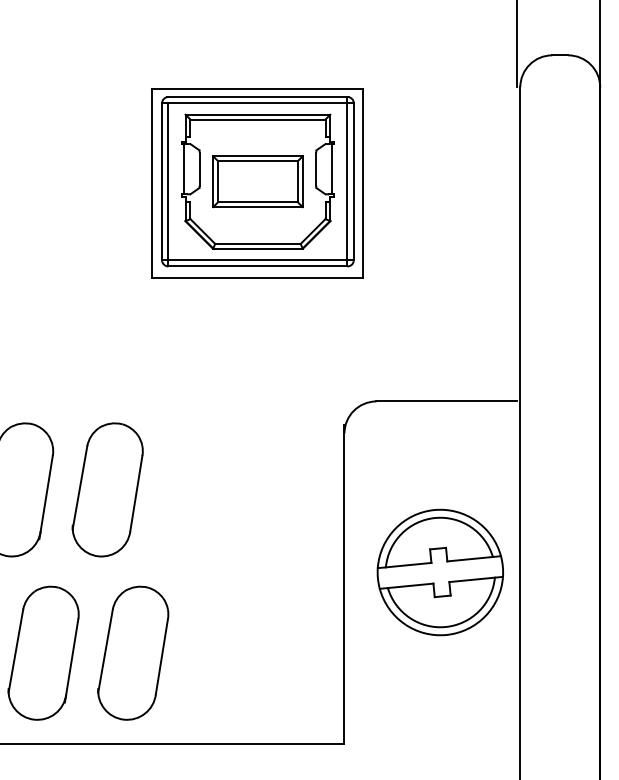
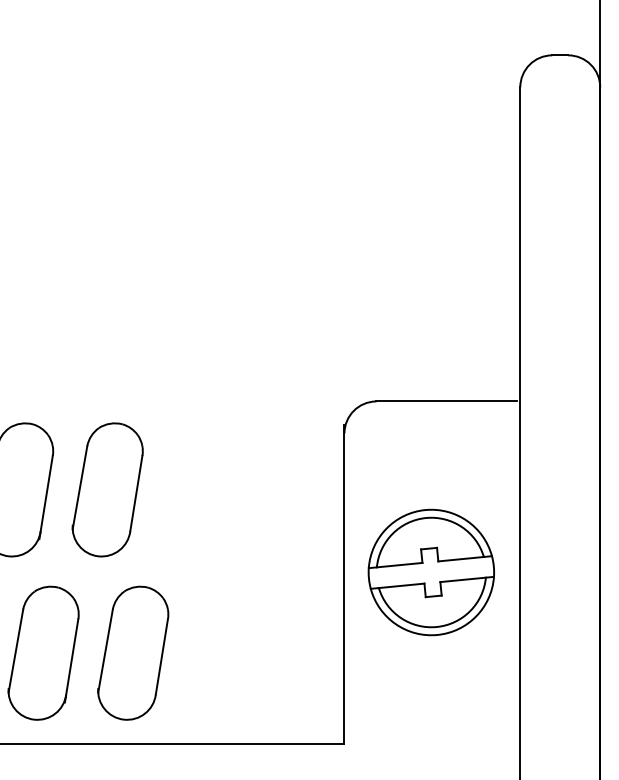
line: present -> none (516, 44)
part: present -> none (257, 183)
part position: (439, 572) -> (430, 572) (430, 572)
